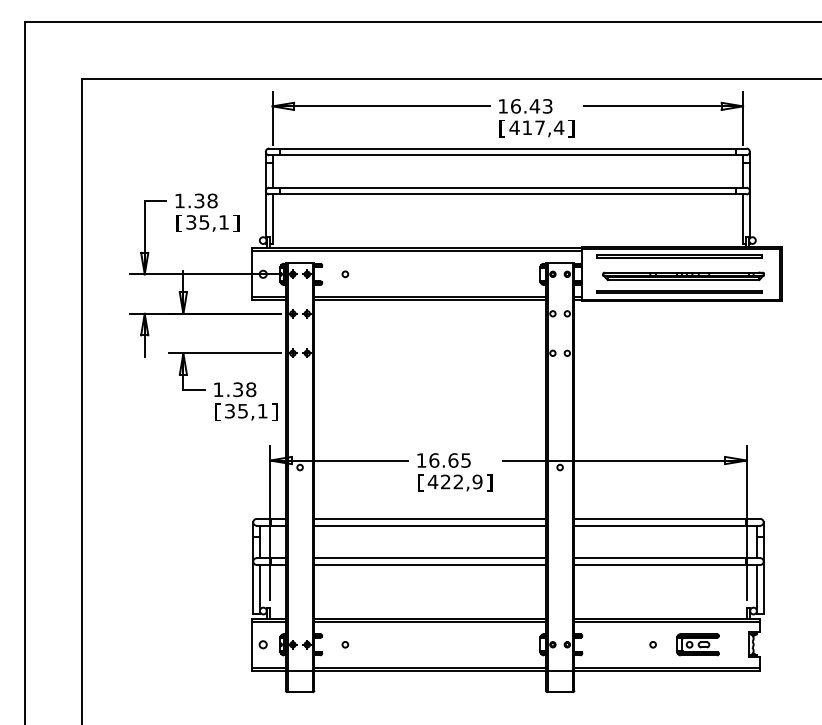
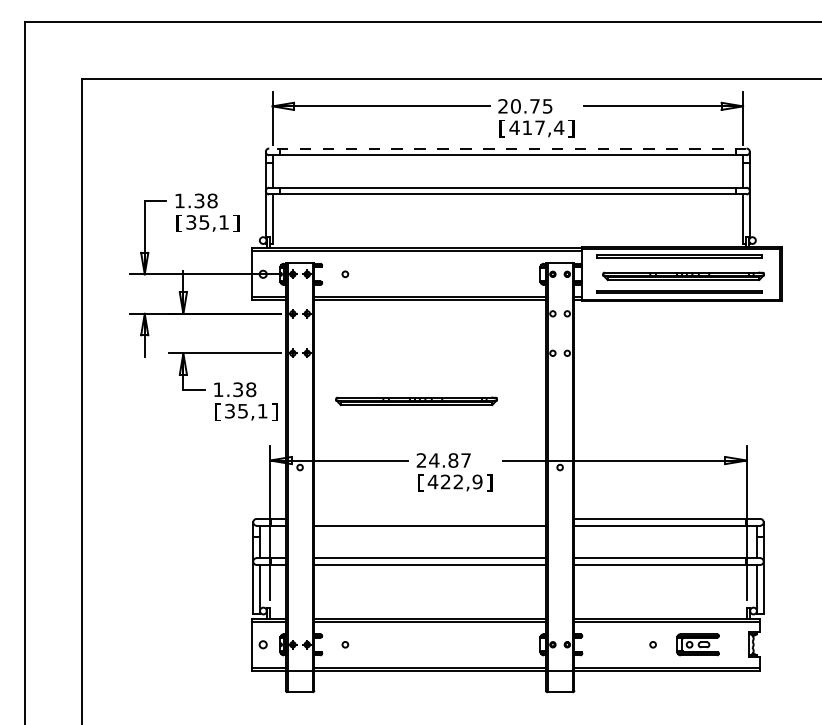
text: 16.43 -> 20.75 (525, 106)
line: solid -> dashed (507, 148)
part: none -> present (416, 401)
text: 16.65 -> 24.87 (443, 460)
line: present -> none (429, 518)
